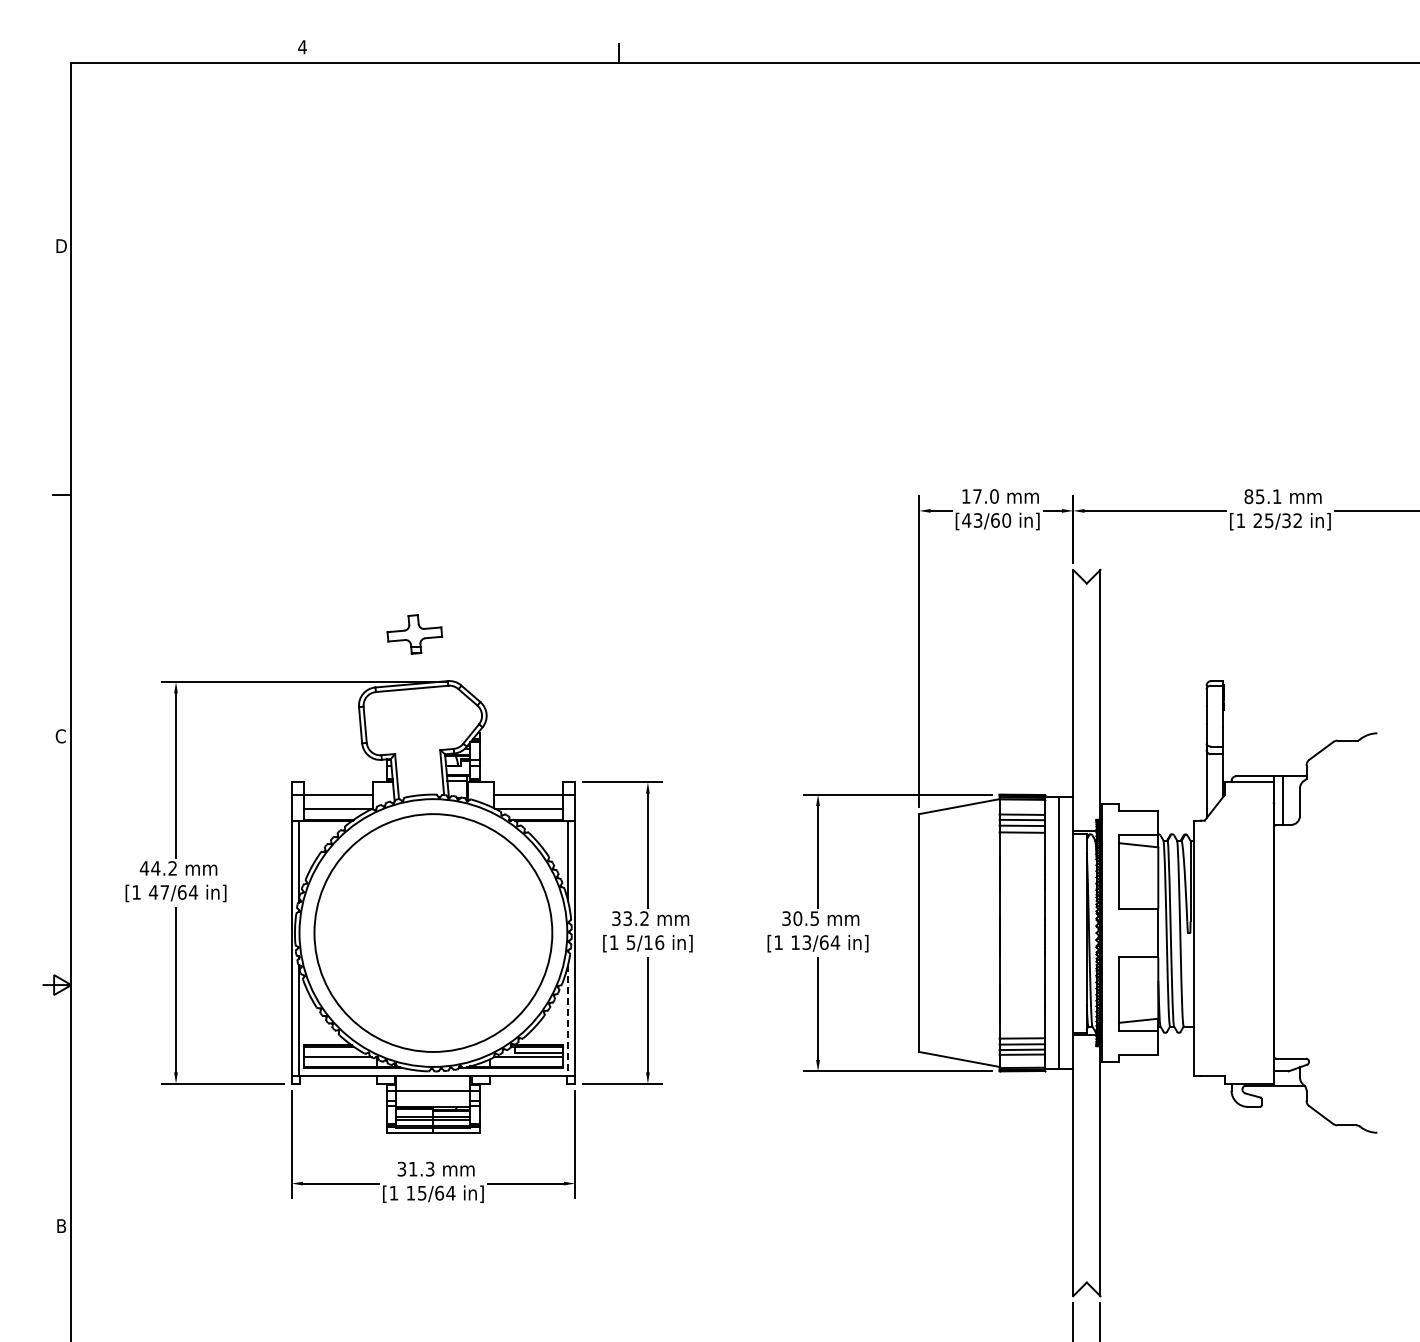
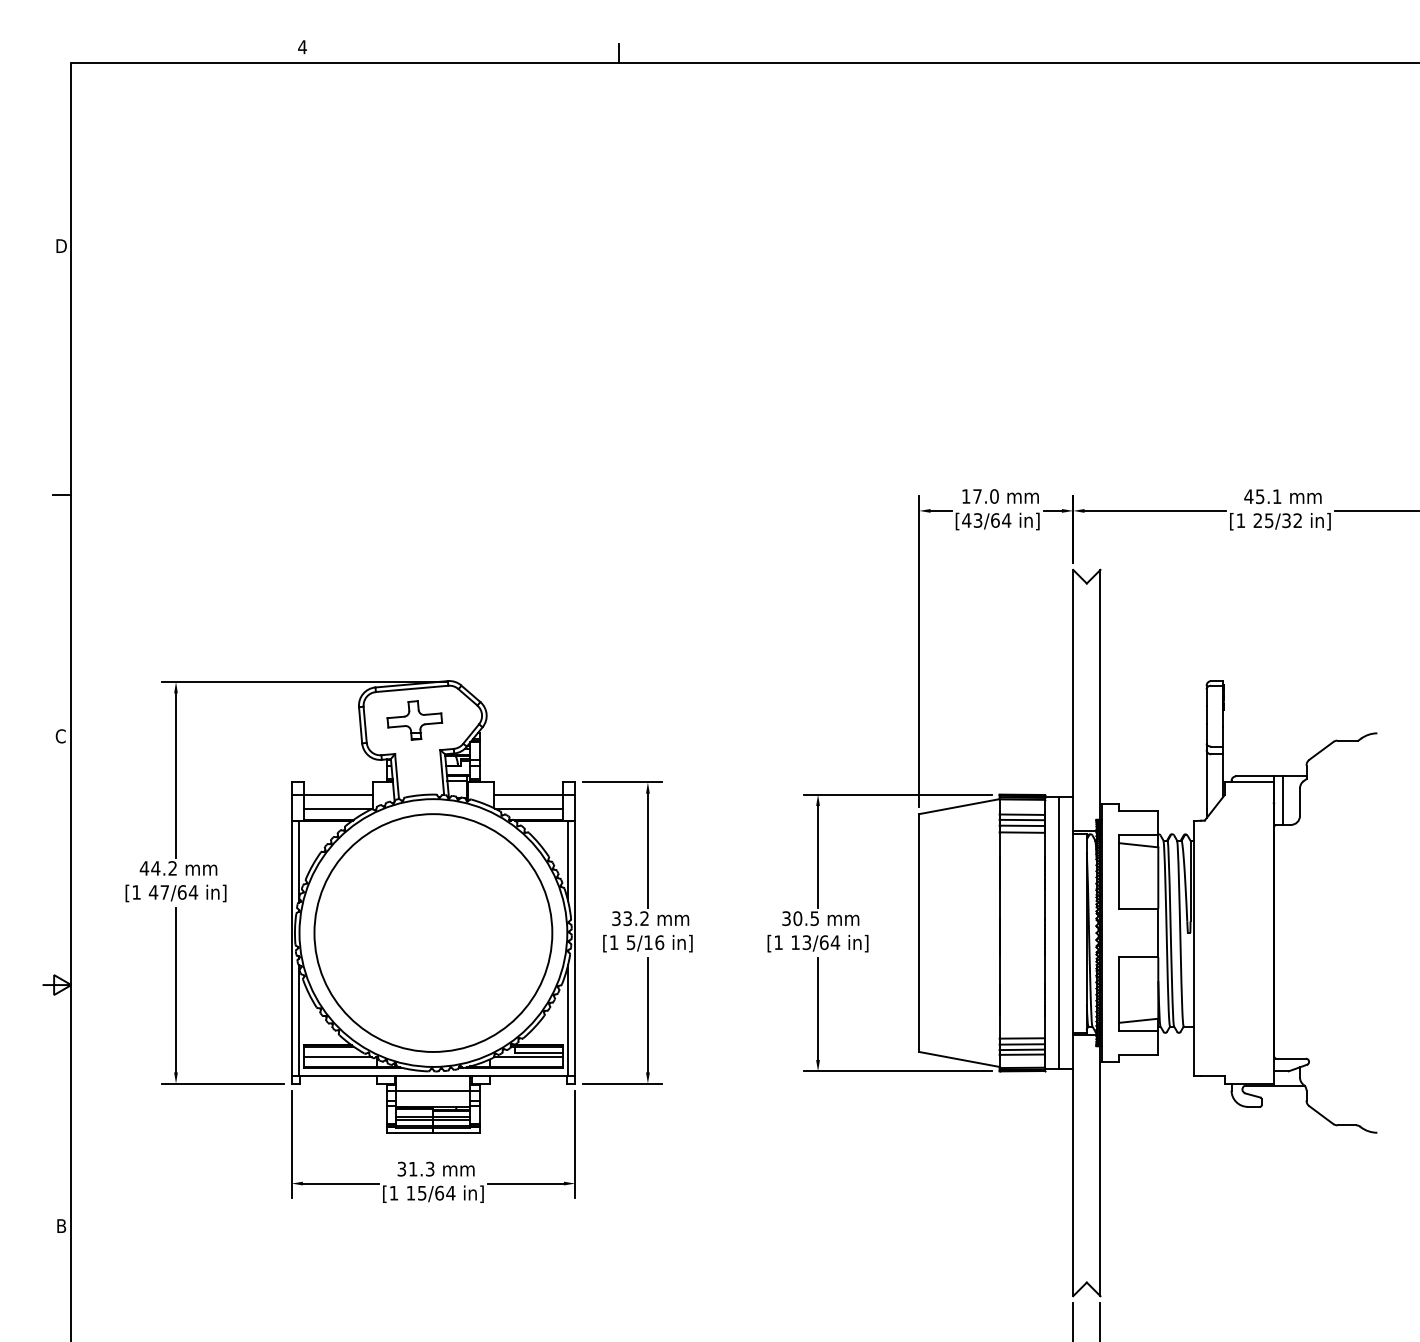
text: 85.1 -> 45.1 (1248, 496)
text: [43/60 -> [43/64 (1006, 520)
part position: (414, 634) -> (414, 720) (414, 720)
line: dashed -> solid (568, 1021)
